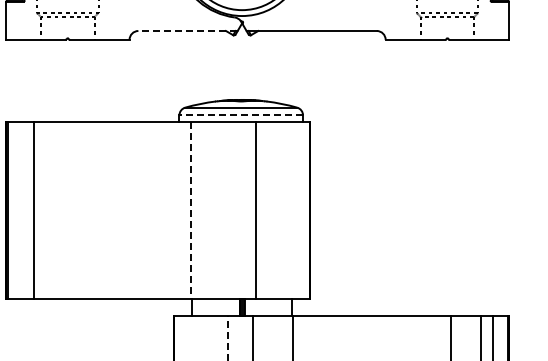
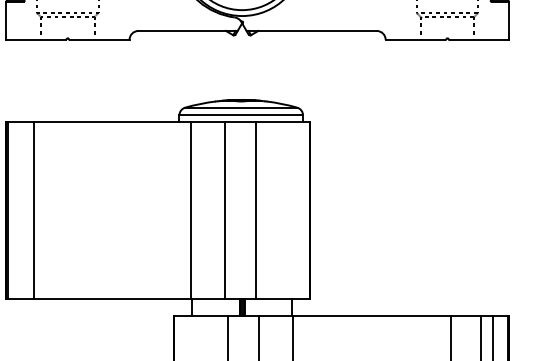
line: dashed -> solid (187, 31)
line: dashed -> solid (241, 115)
line: dashed -> solid (191, 210)
line: none -> present (225, 210)
line position: (252, 336) -> (258, 336) (258, 336)
line: dashed -> solid (227, 338)
